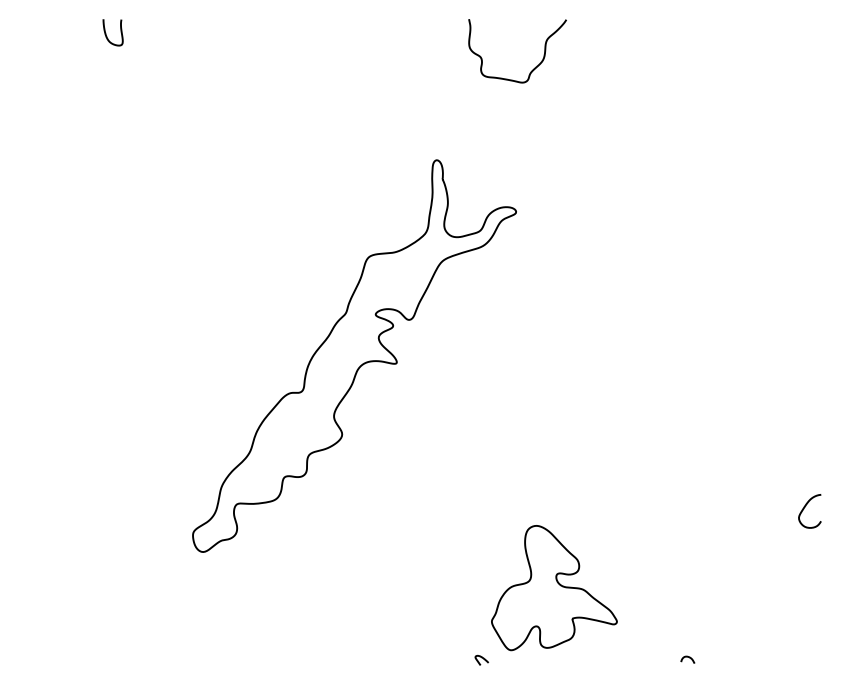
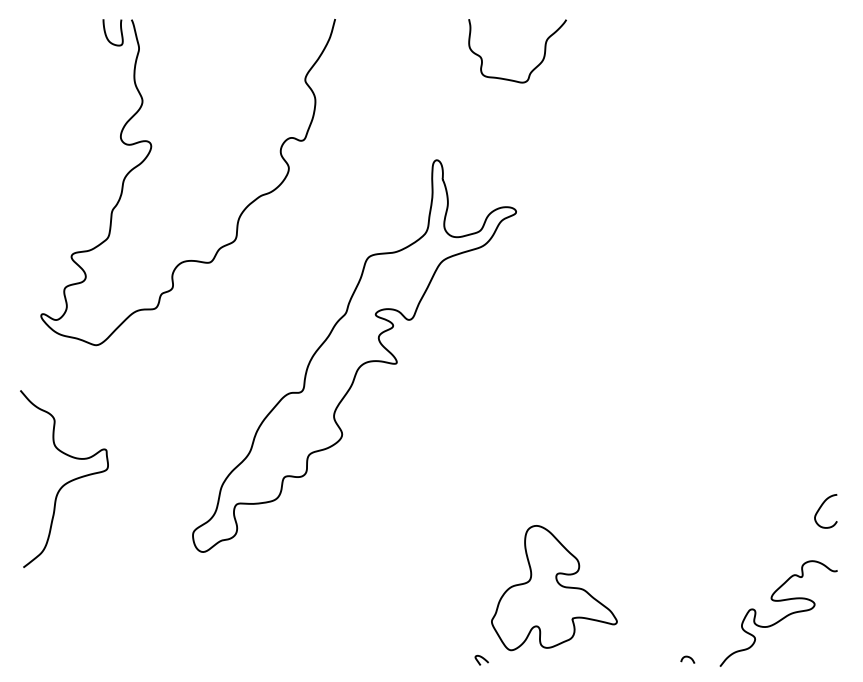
curve: none -> present (148, 156)
curve: none -> present (67, 481)
curve position: (804, 509) -> (820, 509) (820, 509)
curve: none -> present (782, 617)
